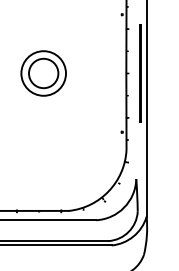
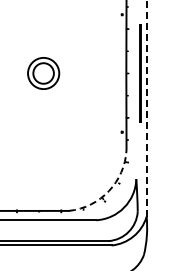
part size: 47x47 px -> 34x33 px (43, 73)
line: solid -> dashed (146, 107)
arc: solid -> dashed (108, 191)
